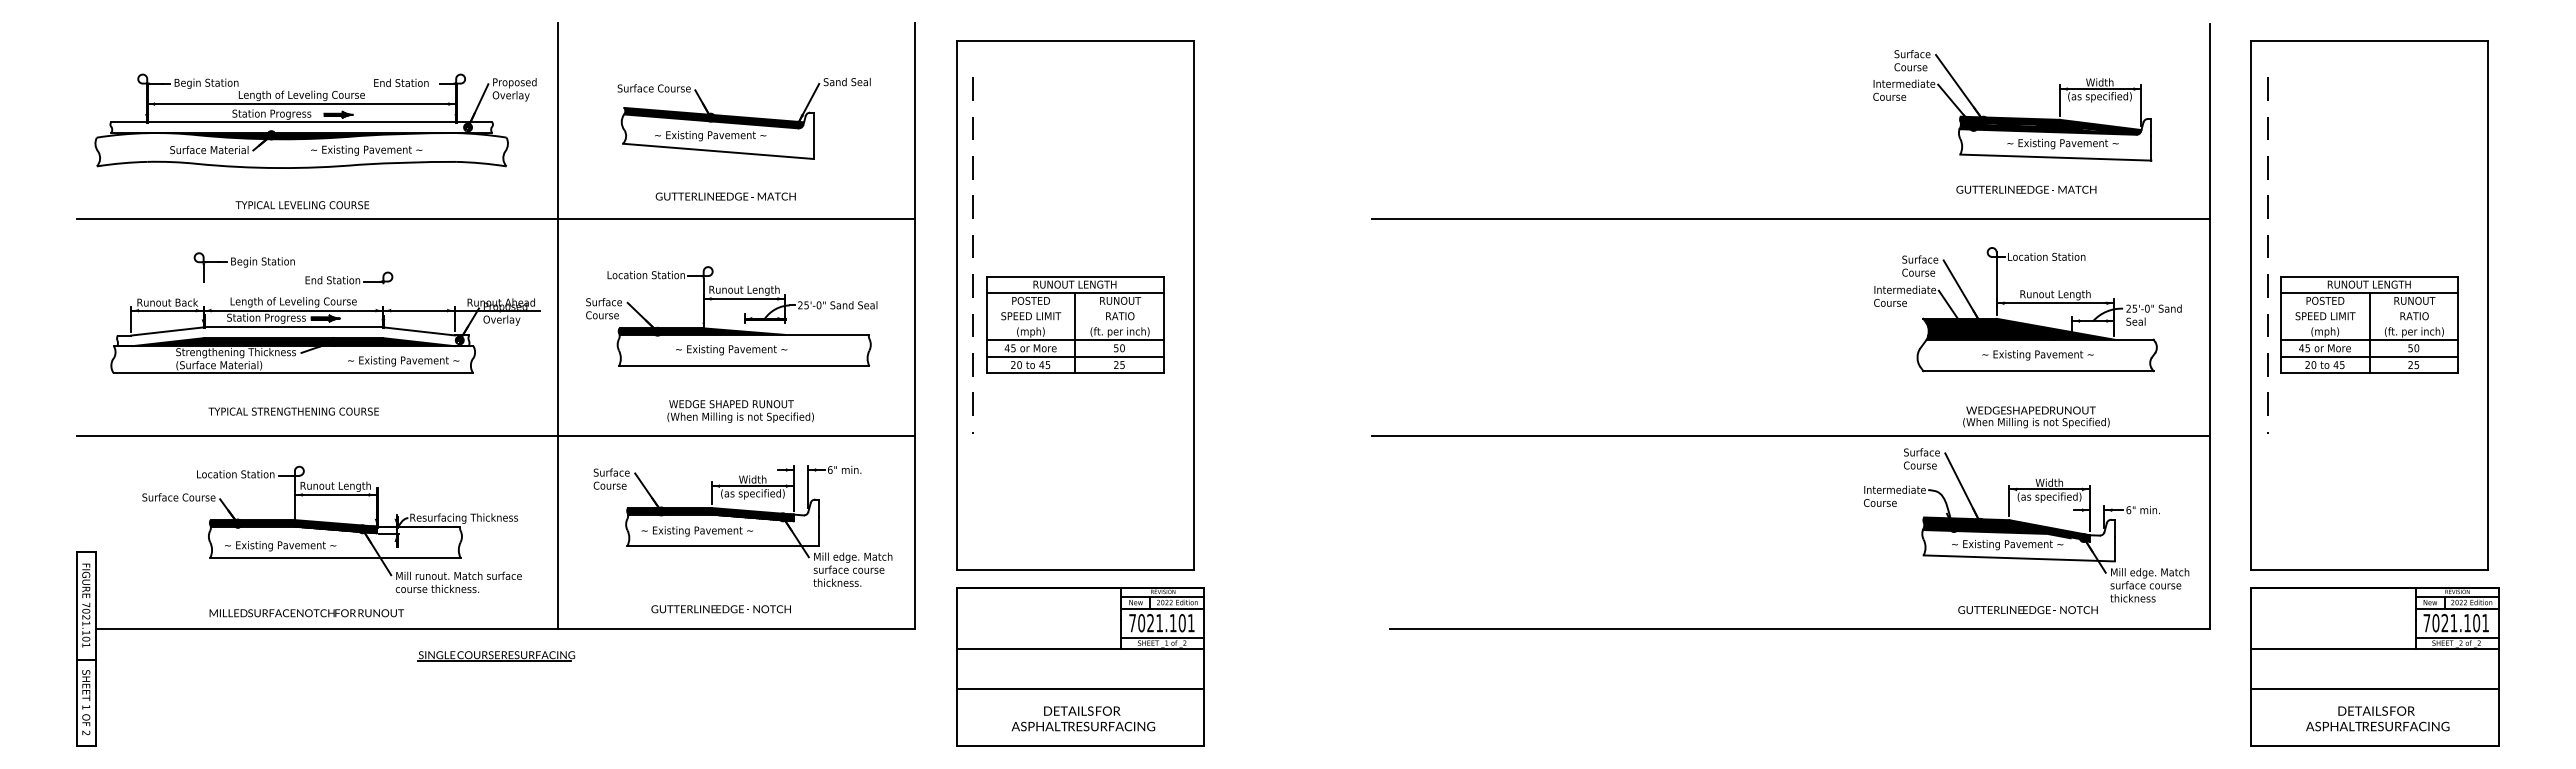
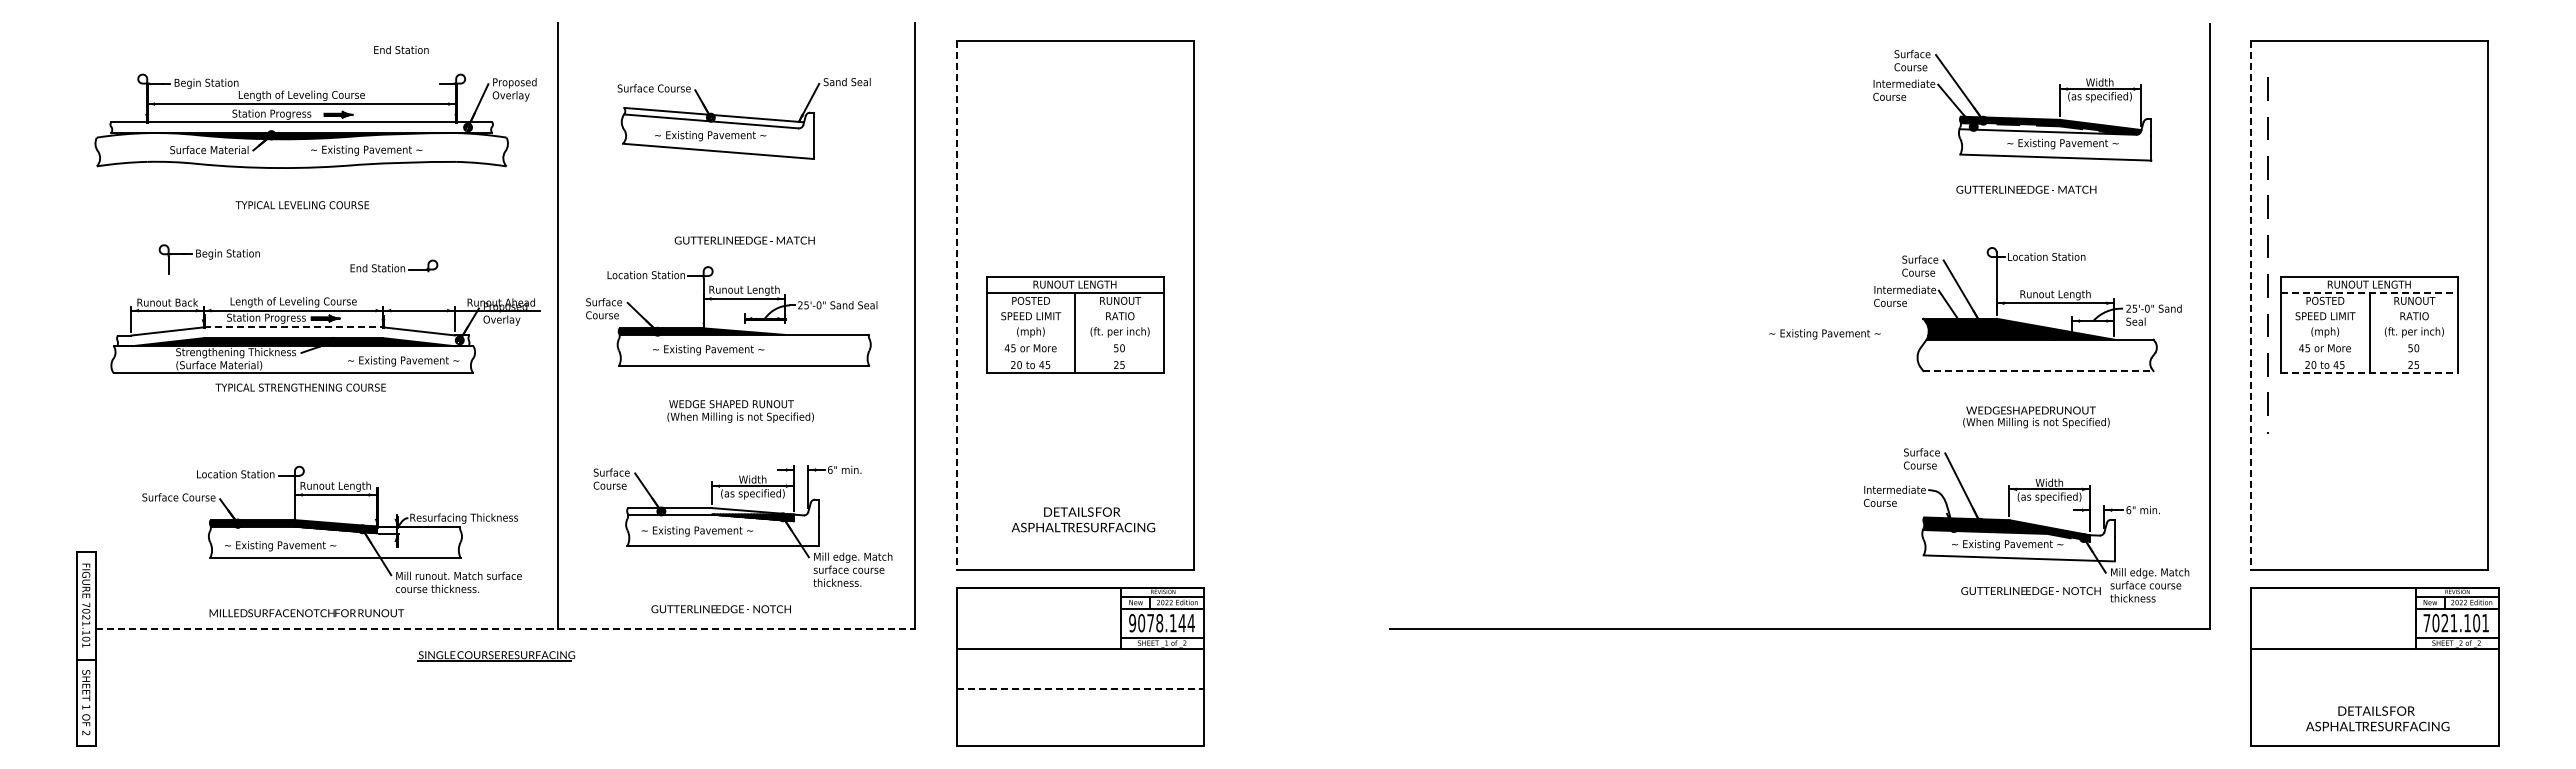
text position: (401, 82) -> (401, 49) (401, 49)
fill: present -> none (714, 117)
fill: present -> none (2041, 128)
text position: (725, 196) -> (744, 240) (744, 240)
line: present -> none (496, 218)
line: present -> none (1790, 218)
line: present -> none (972, 255)
part position: (243, 267) -> (208, 259) (208, 259)
part position: (349, 277) -> (394, 265) (394, 265)
line: solid -> dashed (2369, 292)
line: solid -> dashed (957, 305)
line: solid -> dashed (2251, 305)
line: solid -> dashed (293, 327)
line: present -> none (1075, 339)
line: present -> none (2369, 339)
text position: (731, 350) -> (708, 350) (708, 350)
text position: (2037, 355) -> (1824, 334) (1824, 334)
line: present -> none (1075, 356)
line: present -> none (2369, 356)
line: solid -> dashed (2038, 371)
line: solid -> dashed (2369, 373)
text position: (293, 411) -> (300, 387) (300, 387)
line: present -> none (495, 435)
line: present -> none (1789, 436)
fill: present -> none (710, 511)
text position: (2027, 609) -> (2030, 590) (2030, 590)
text: 7021.101 -> 9078.144 (1161, 623)
line: solid -> dashed (505, 628)
line: solid -> dashed (1080, 688)
line: present -> none (2374, 688)
text position: (1083, 718) -> (1083, 519) (1083, 519)
